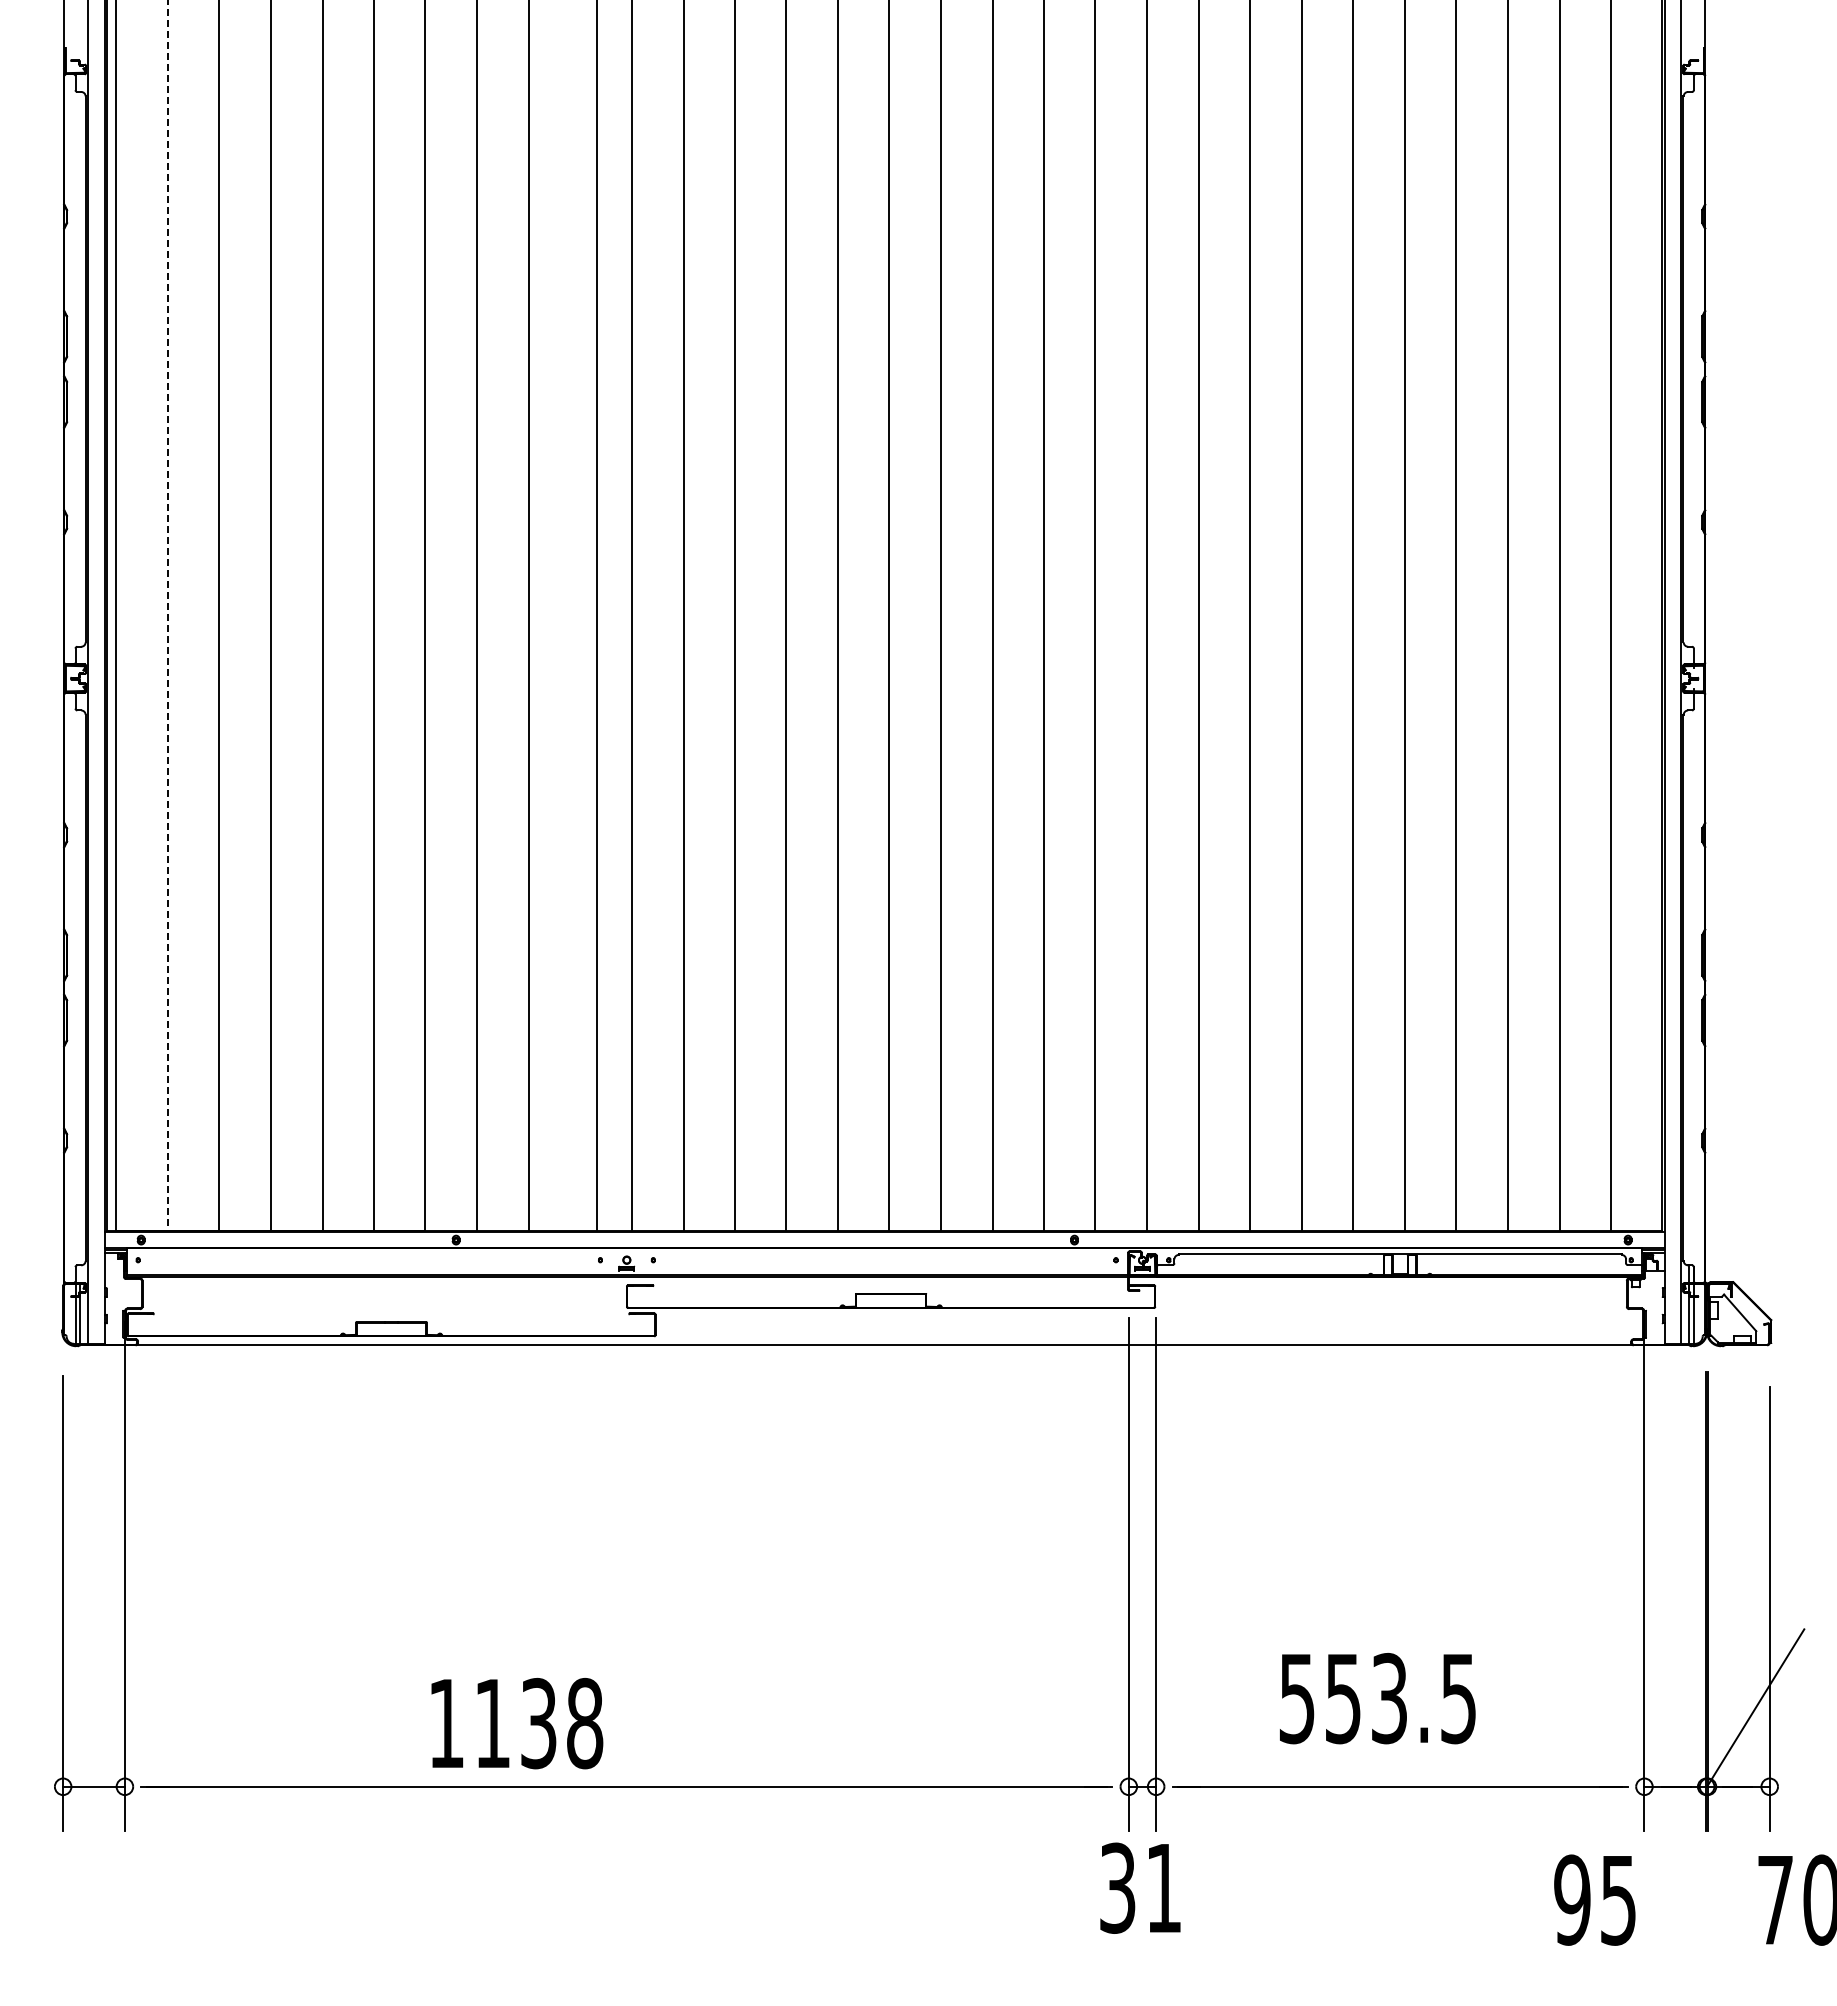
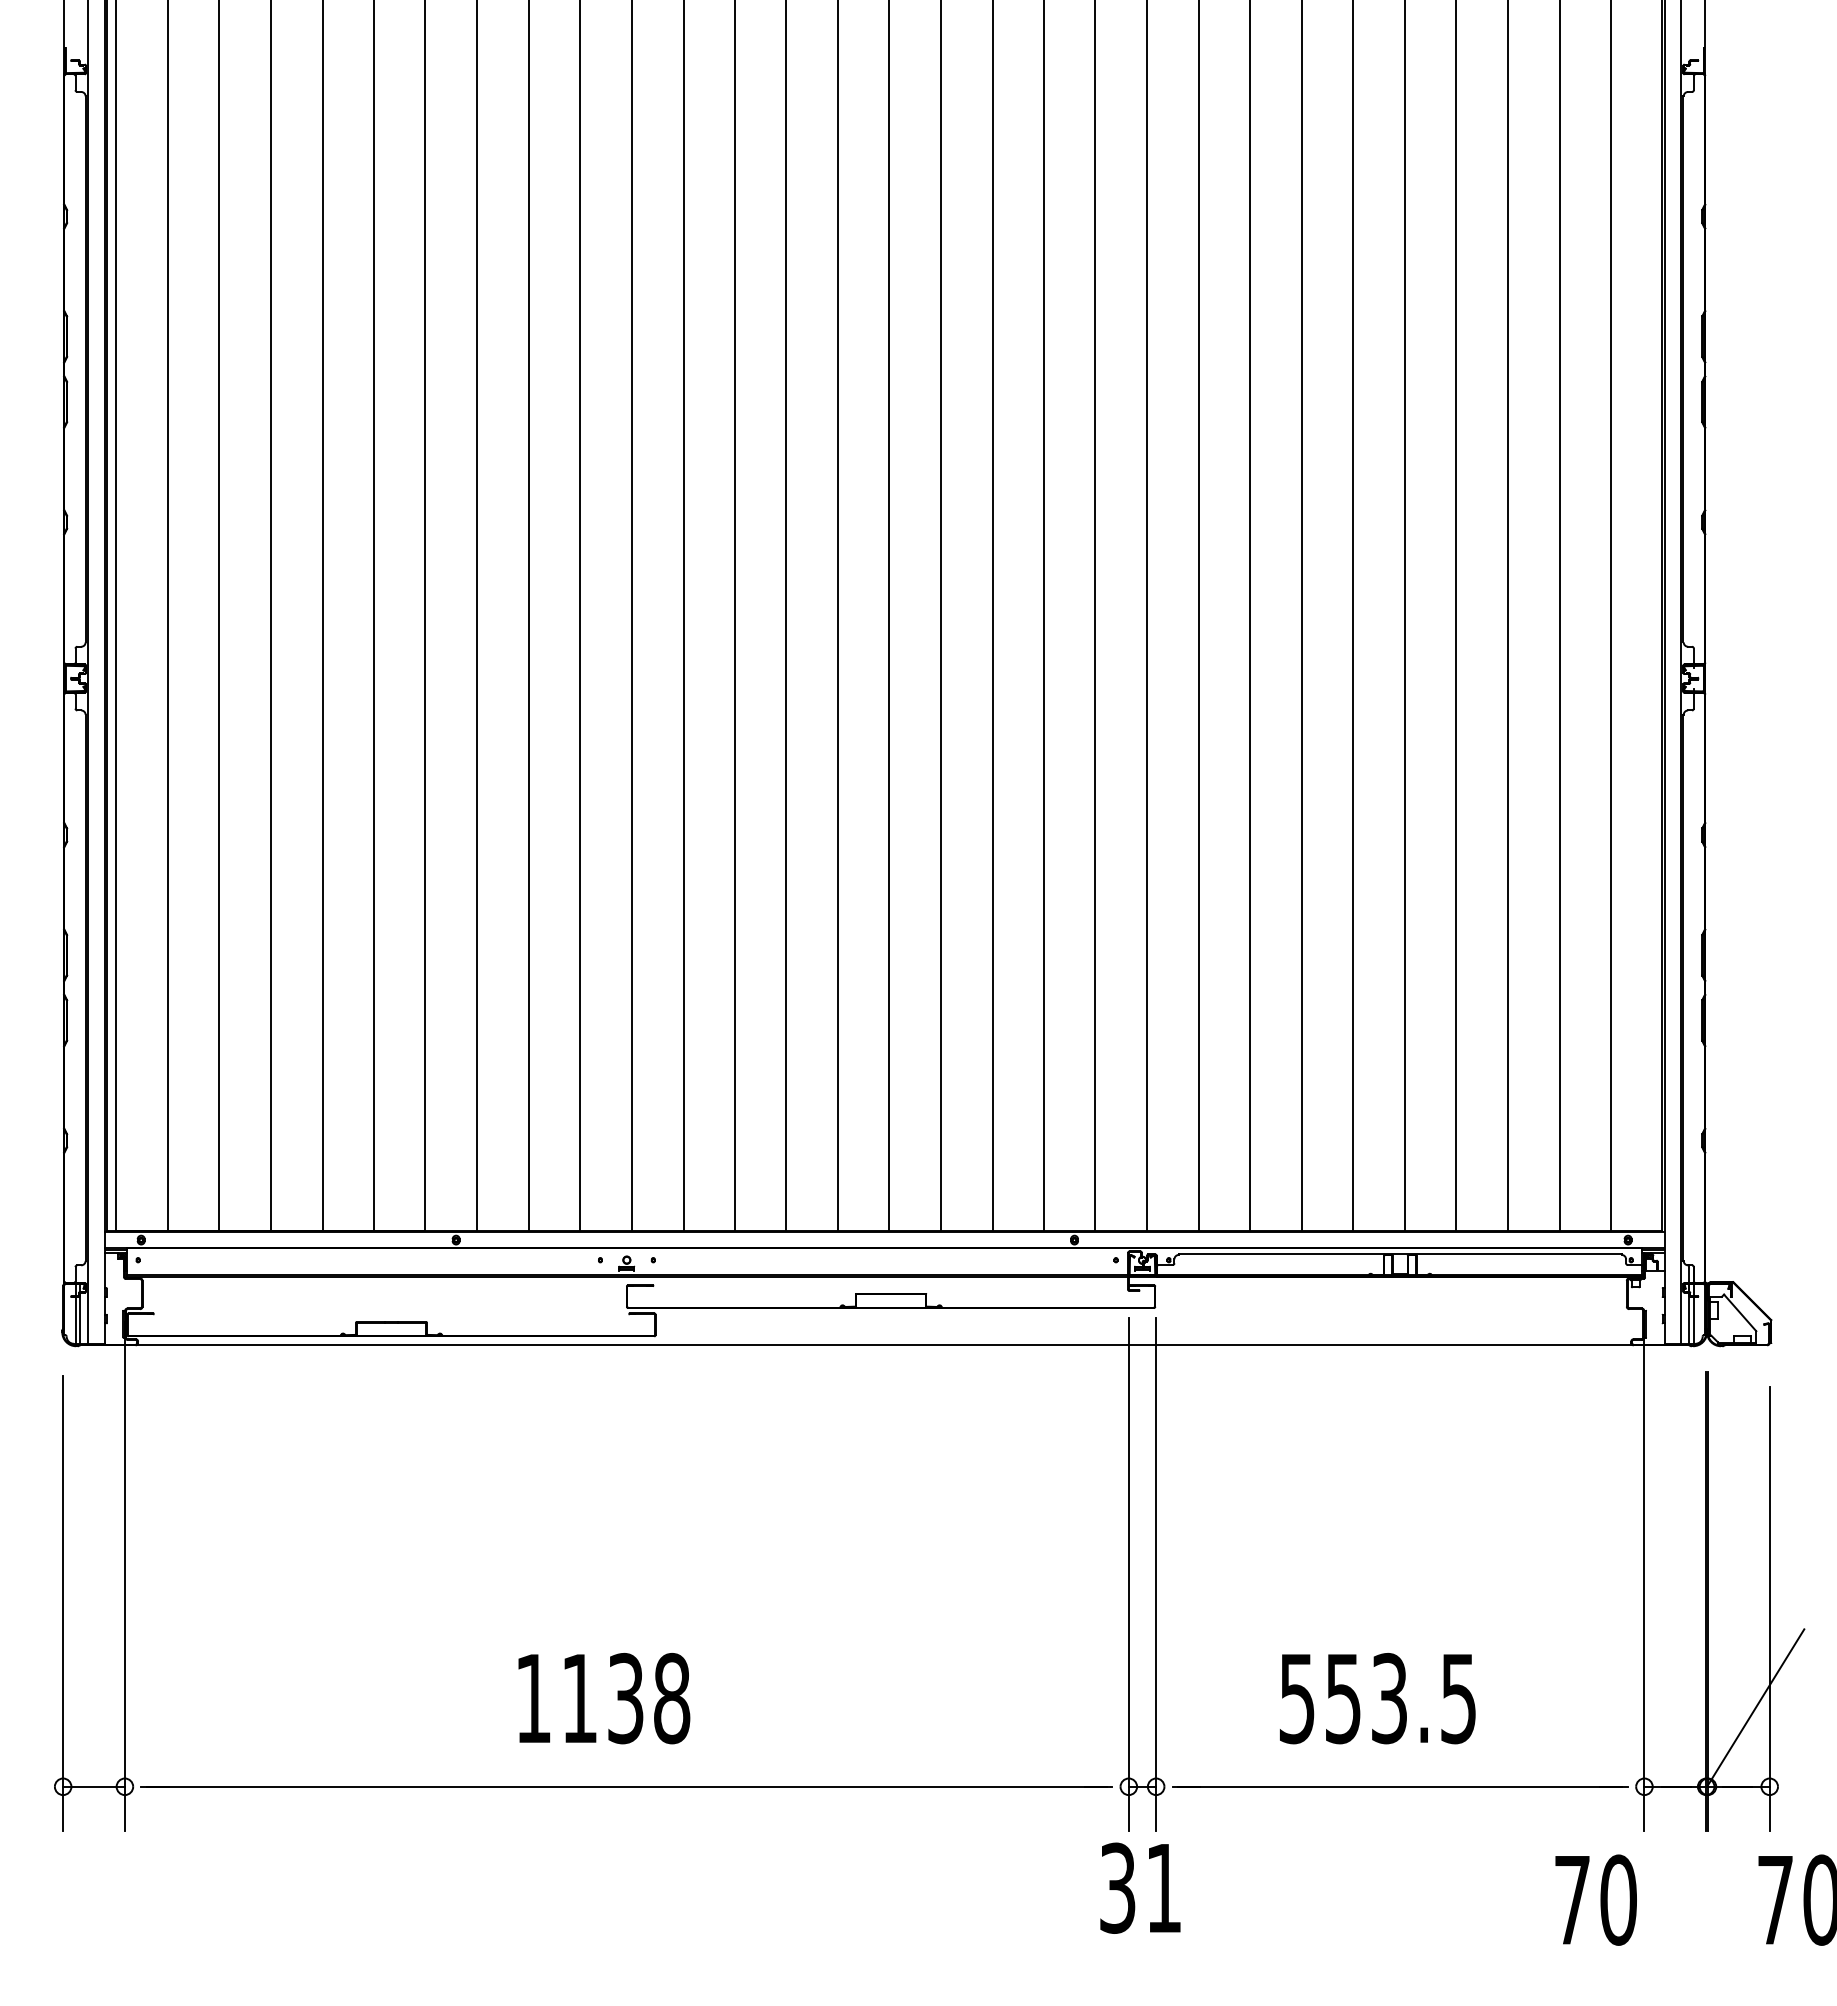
line: dashed -> solid (167, 616)
line position: (597, 616) -> (580, 616) (580, 616)
text position: (517, 1723) -> (604, 1698) (604, 1698)
text: 95 -> 70 (1595, 1899)
